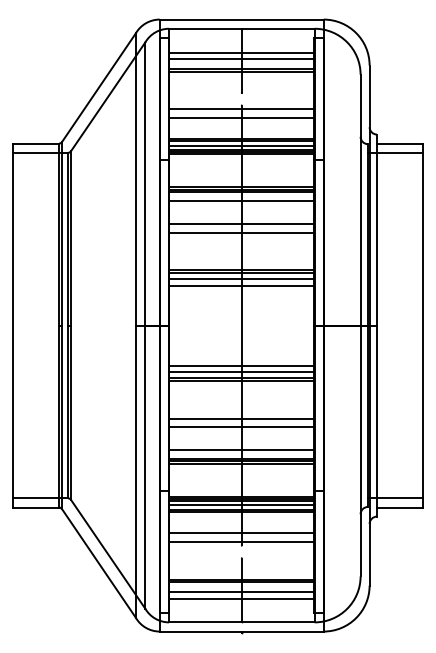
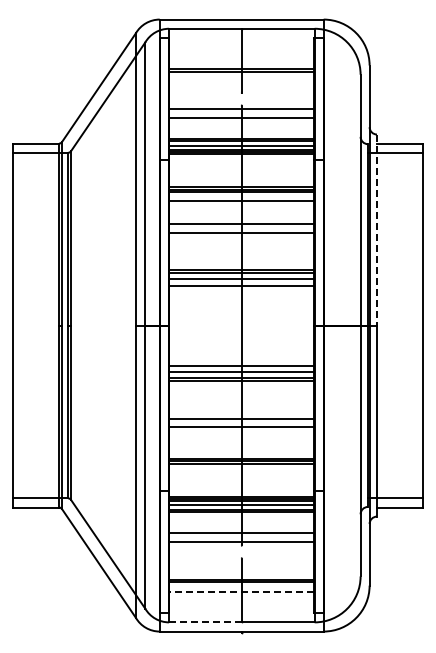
line: present -> none (241, 52)
line: present -> none (241, 59)
line: solid -> dashed (376, 230)
line: present -> none (241, 450)
line: solid -> dashed (241, 592)
line: present -> none (241, 598)
line: solid -> dashed (205, 622)
